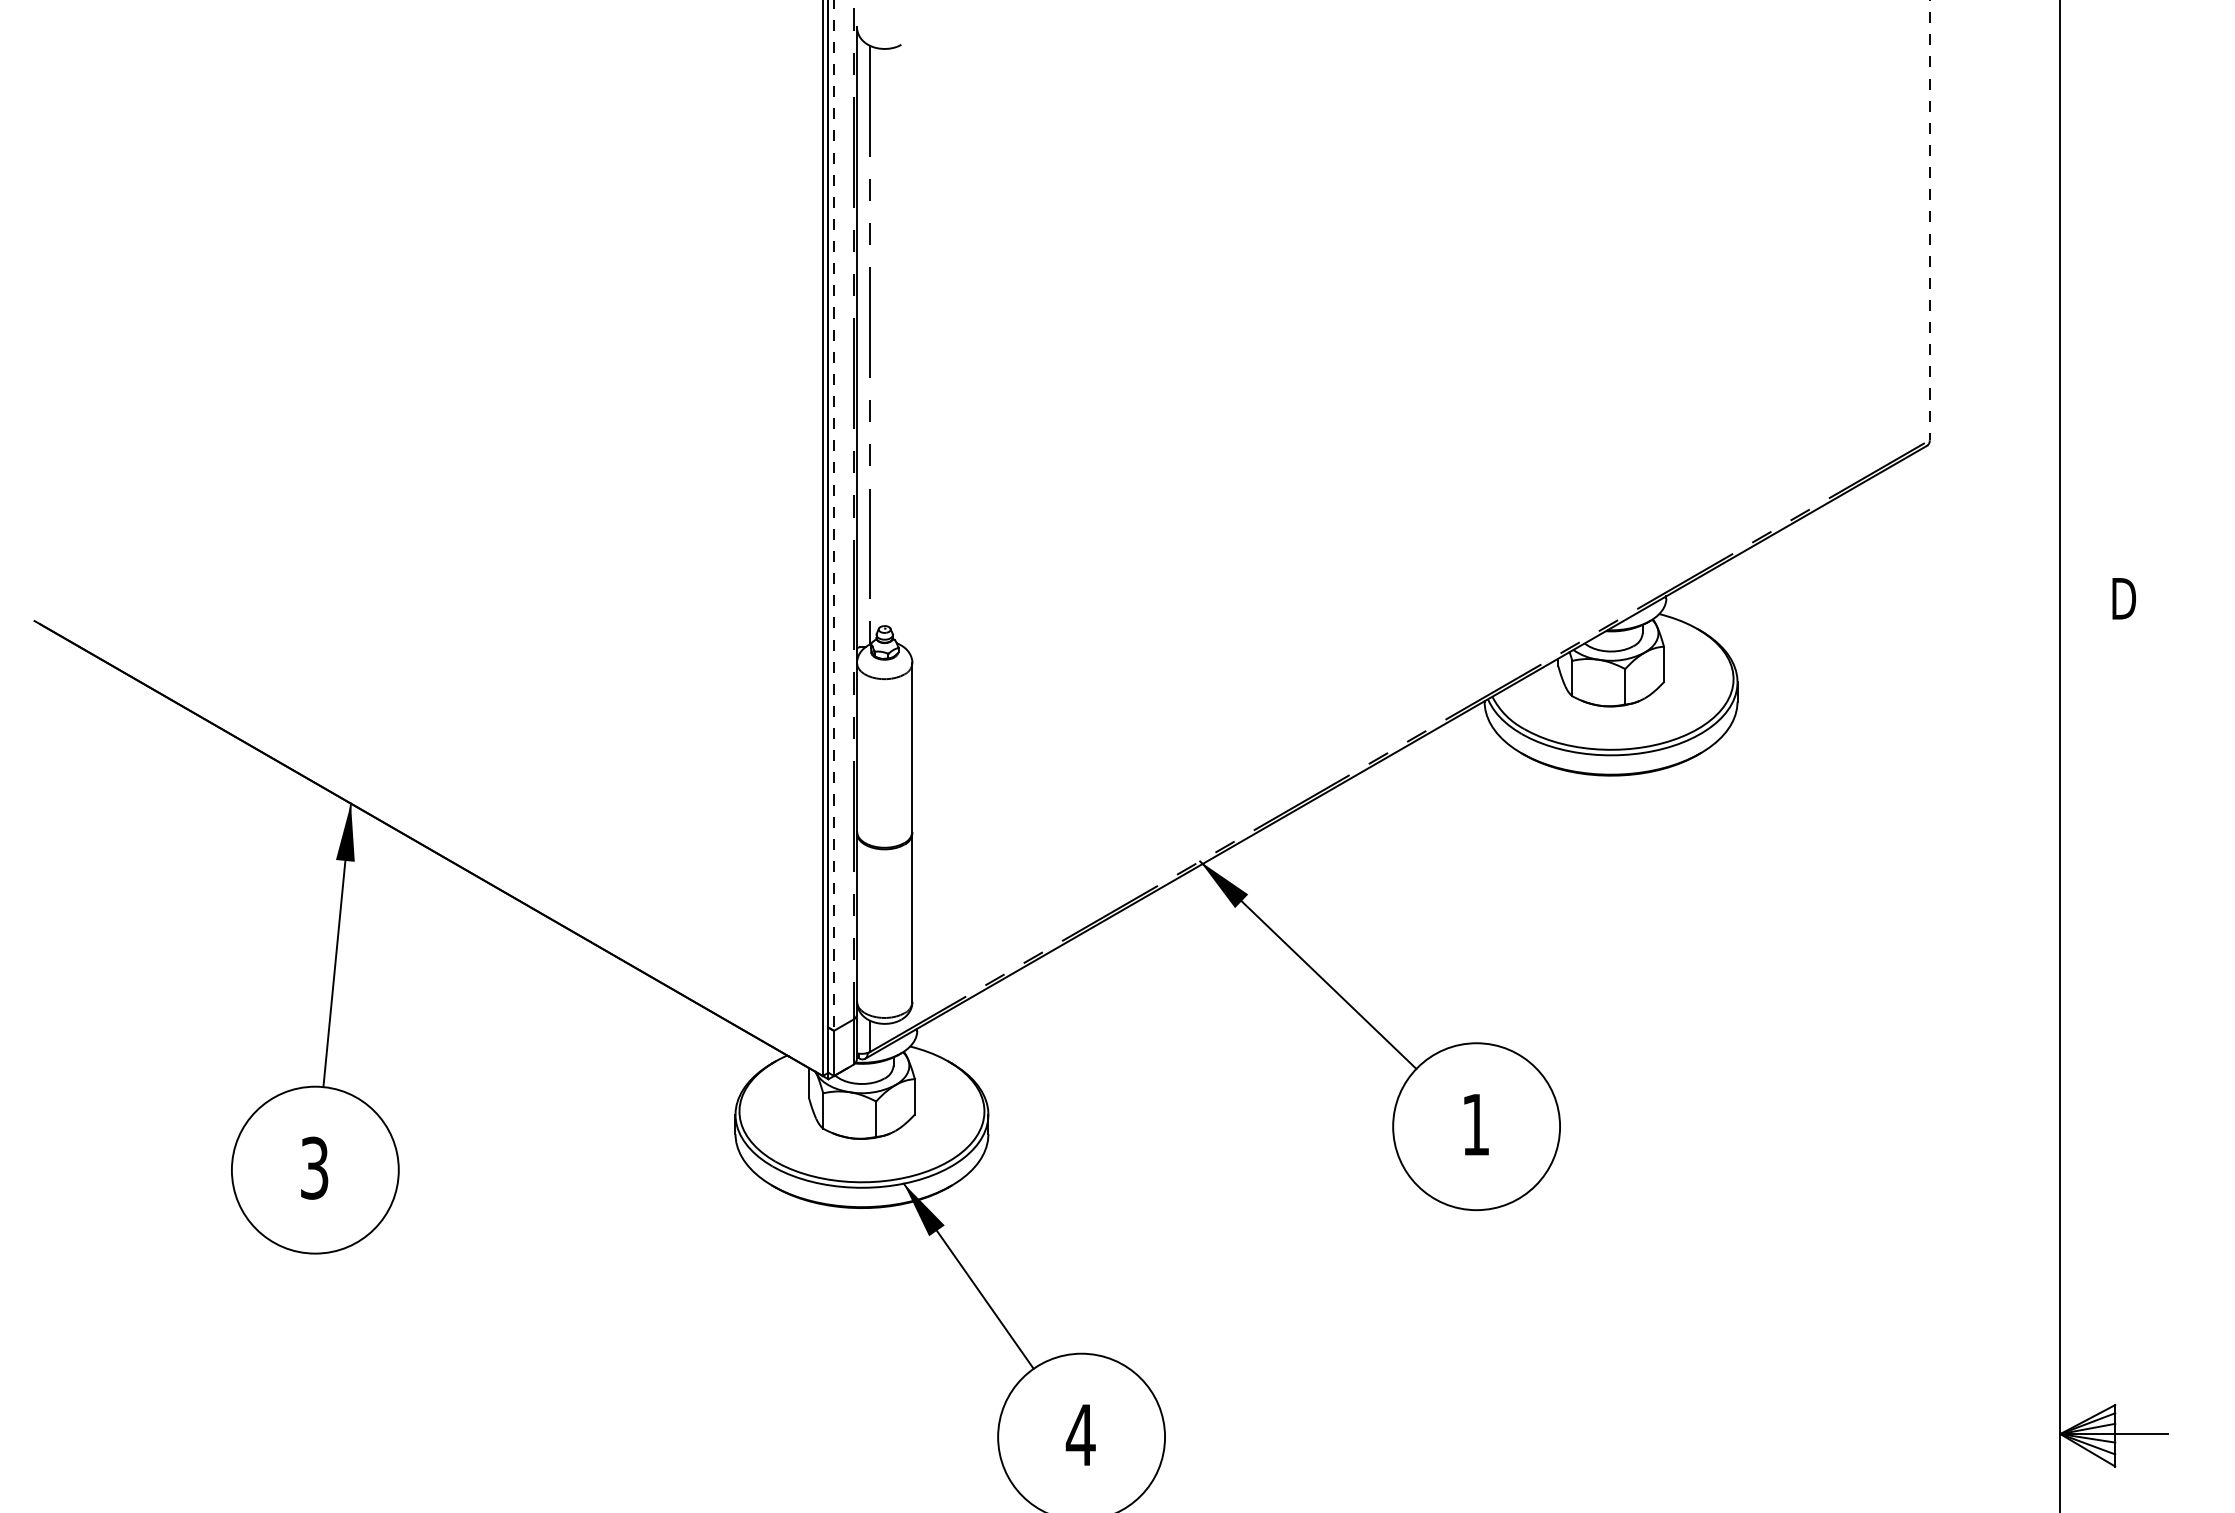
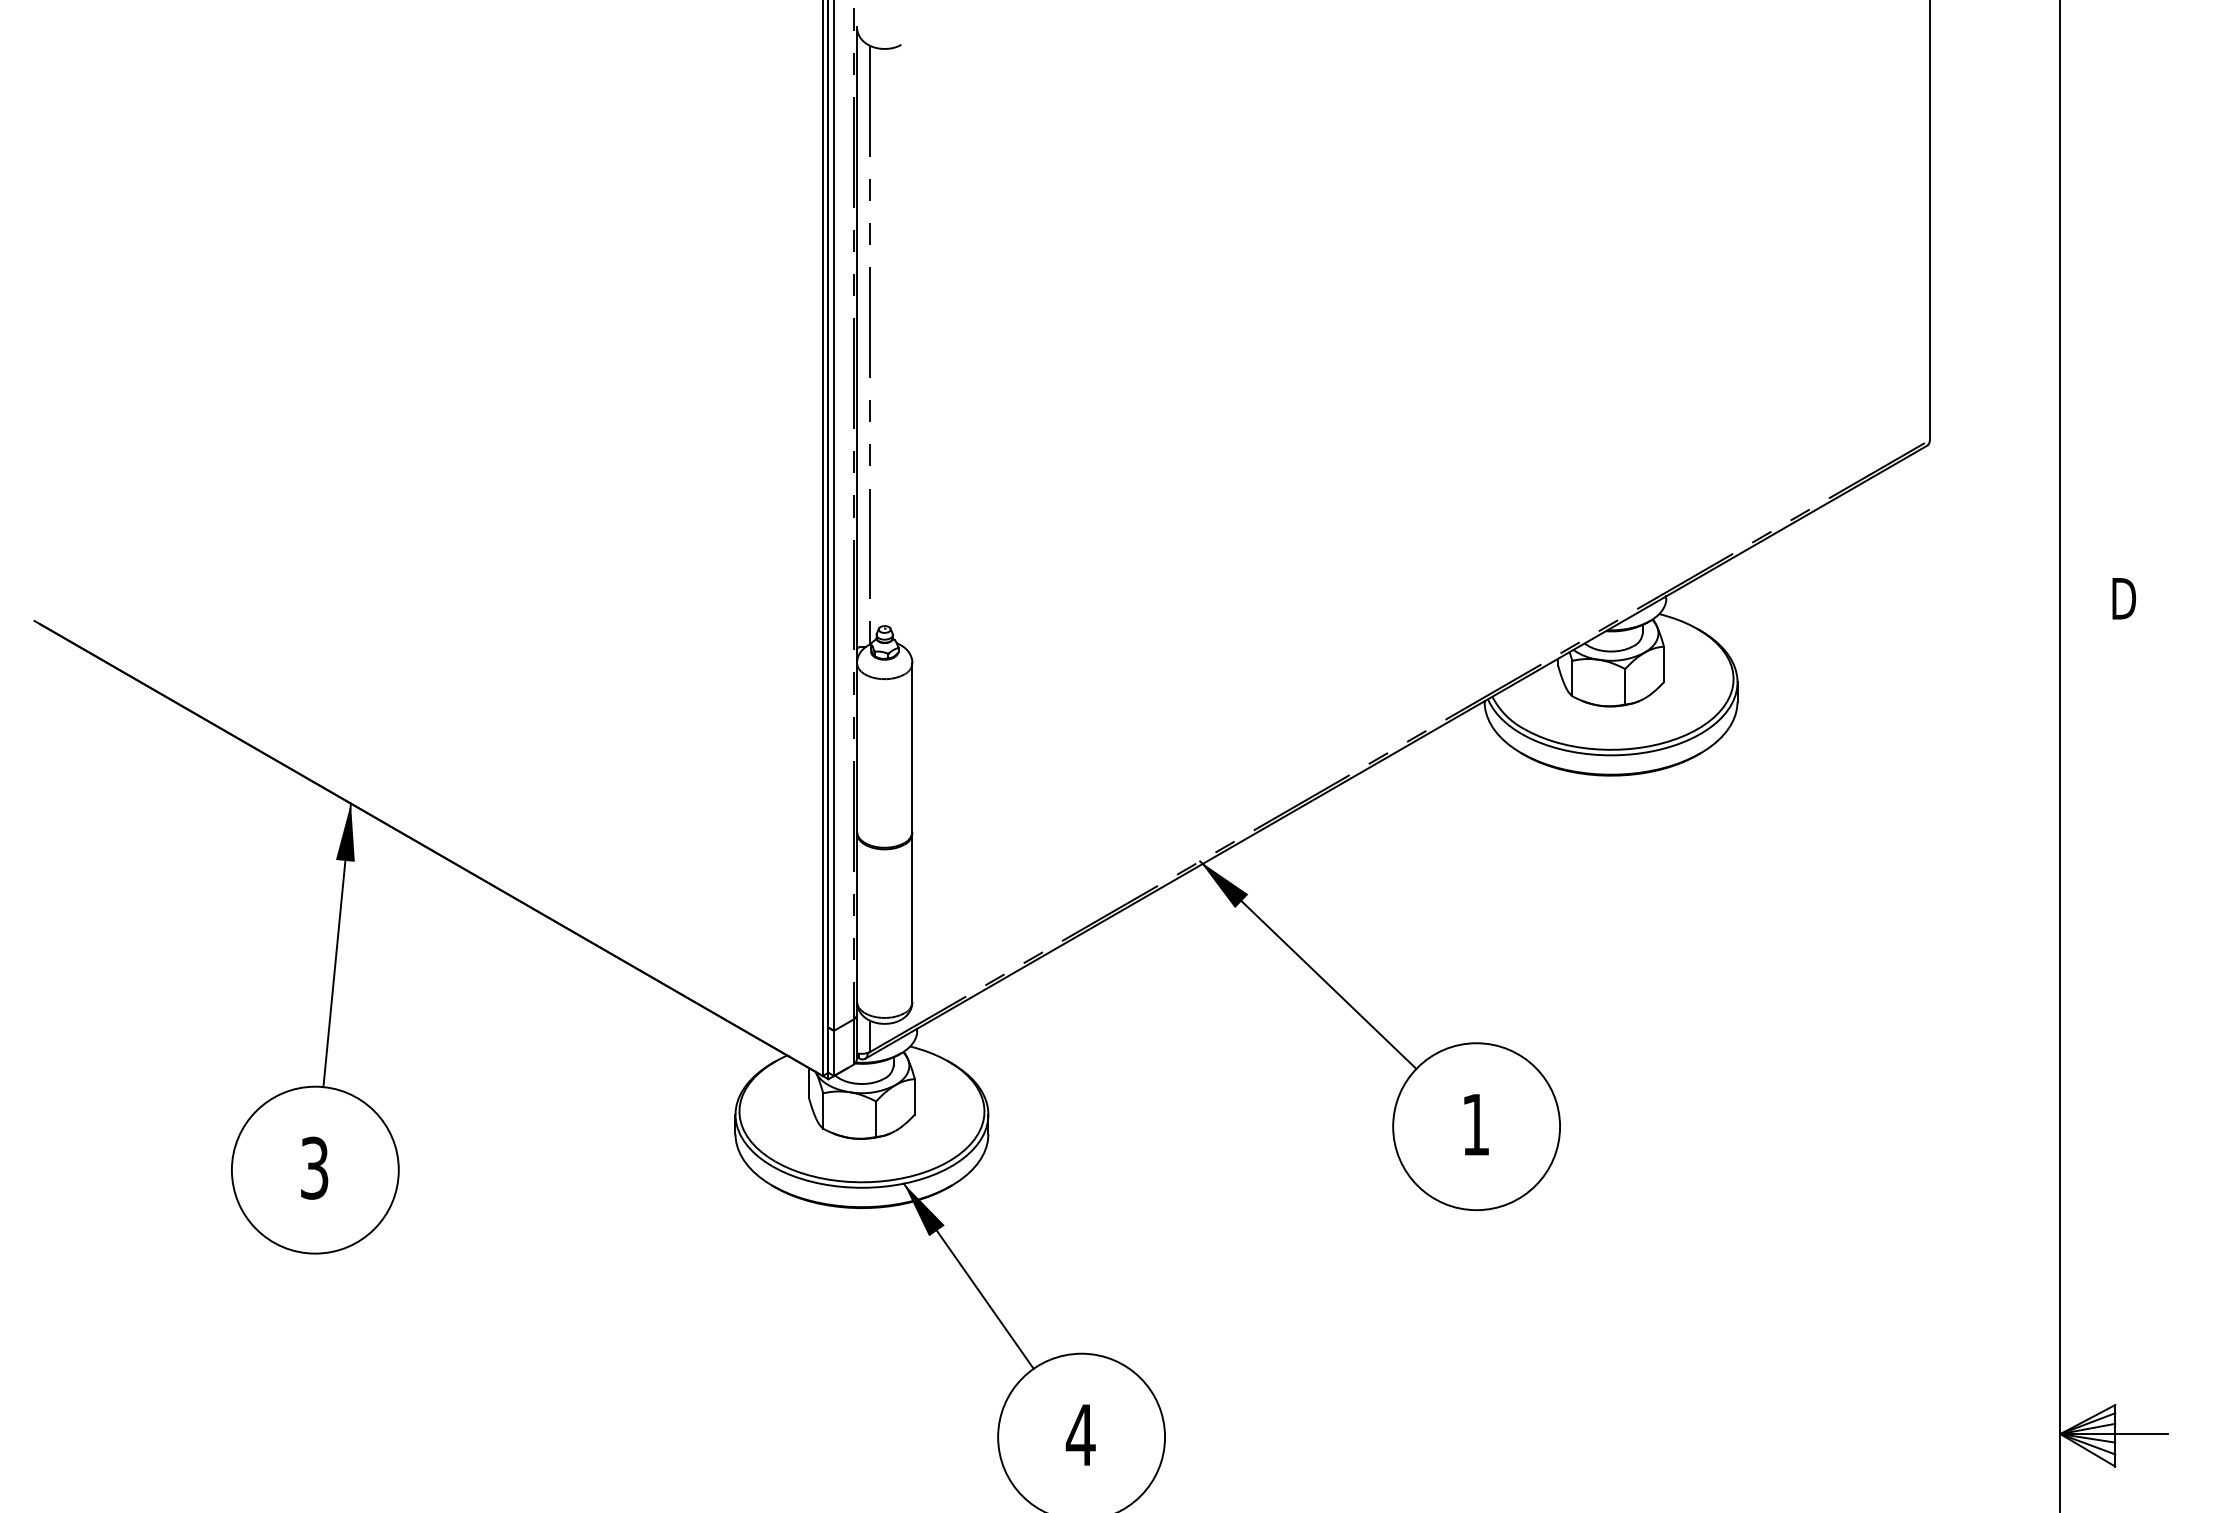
line: dashed -> solid (1929, 220)
line: dashed -> solid (834, 516)
